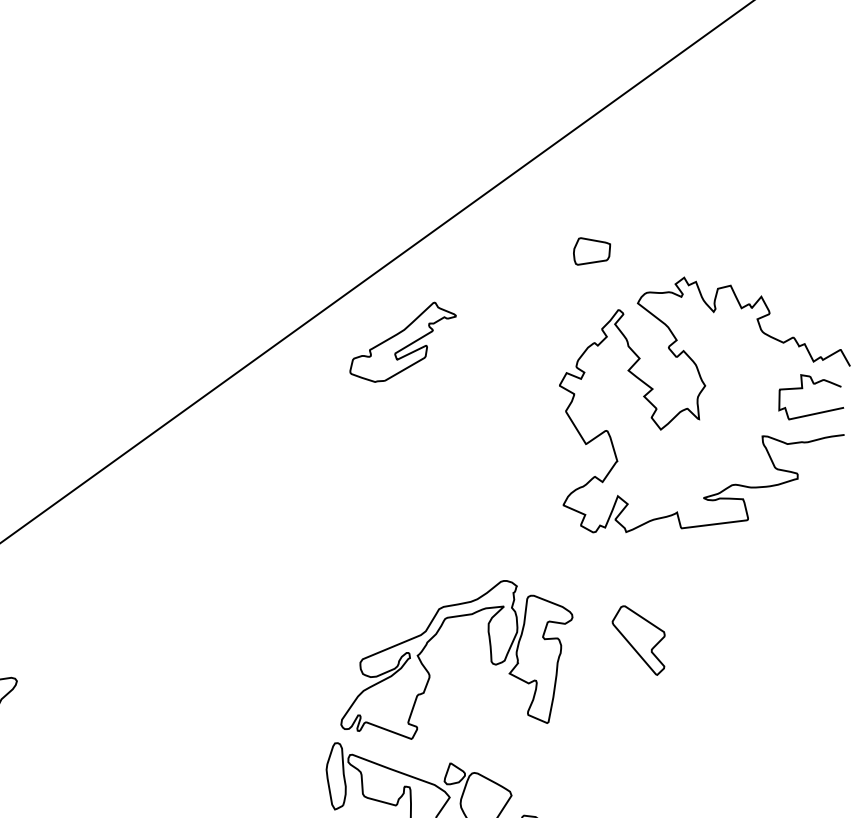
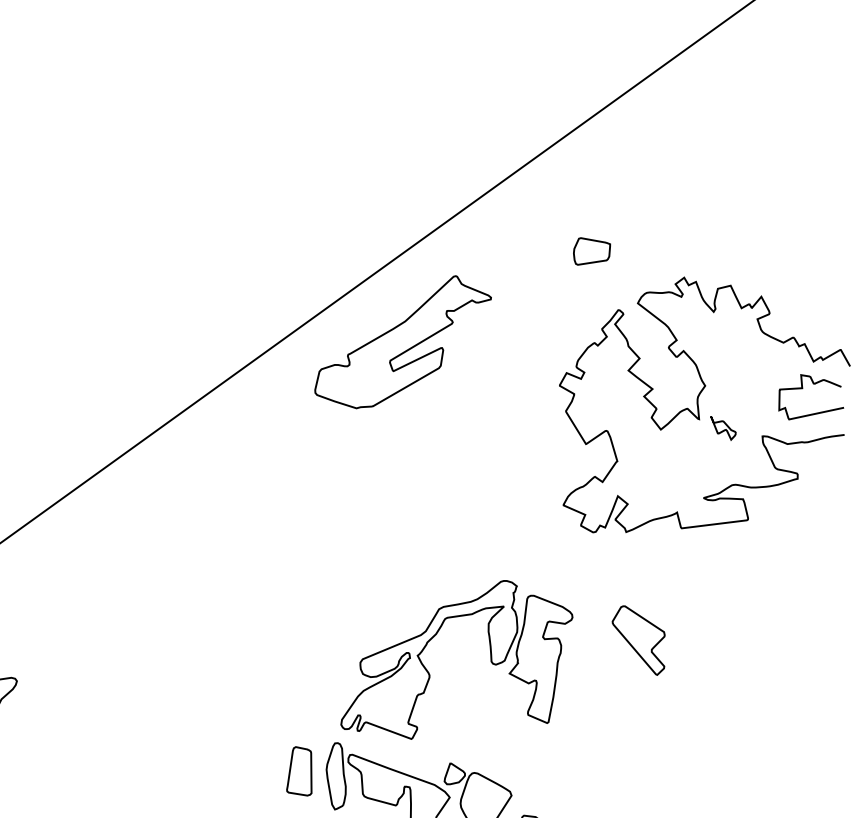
part size: 108x82 px -> 178x135 px (402, 342)
part: none -> present (723, 428)
part: none -> present (299, 771)
